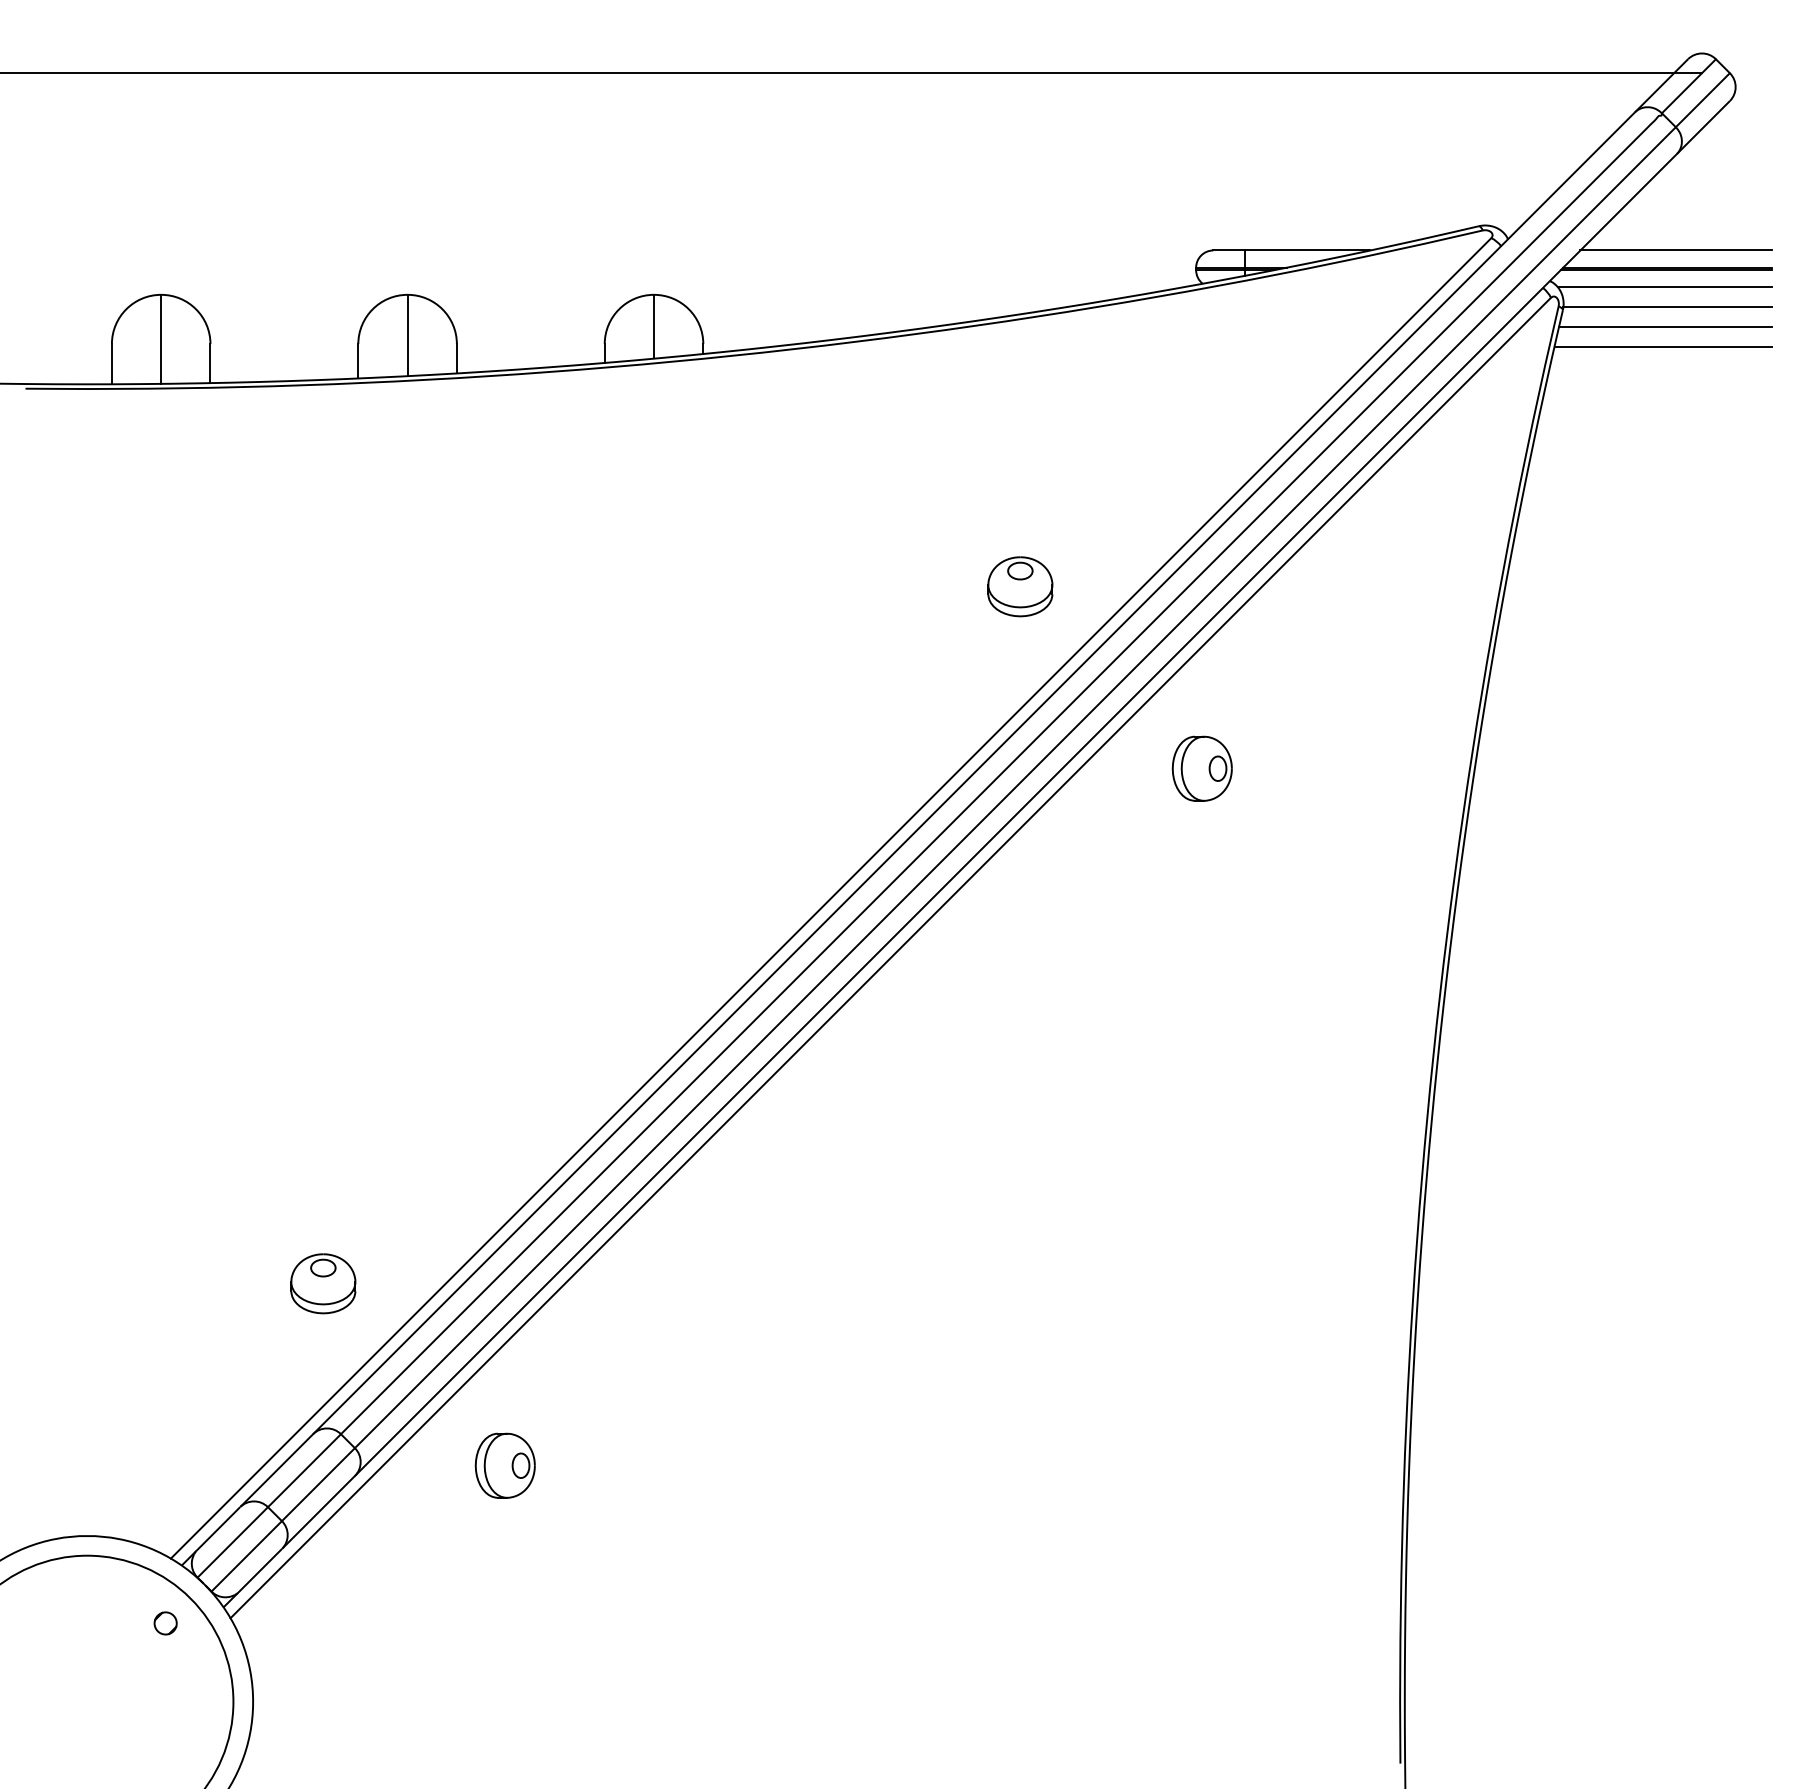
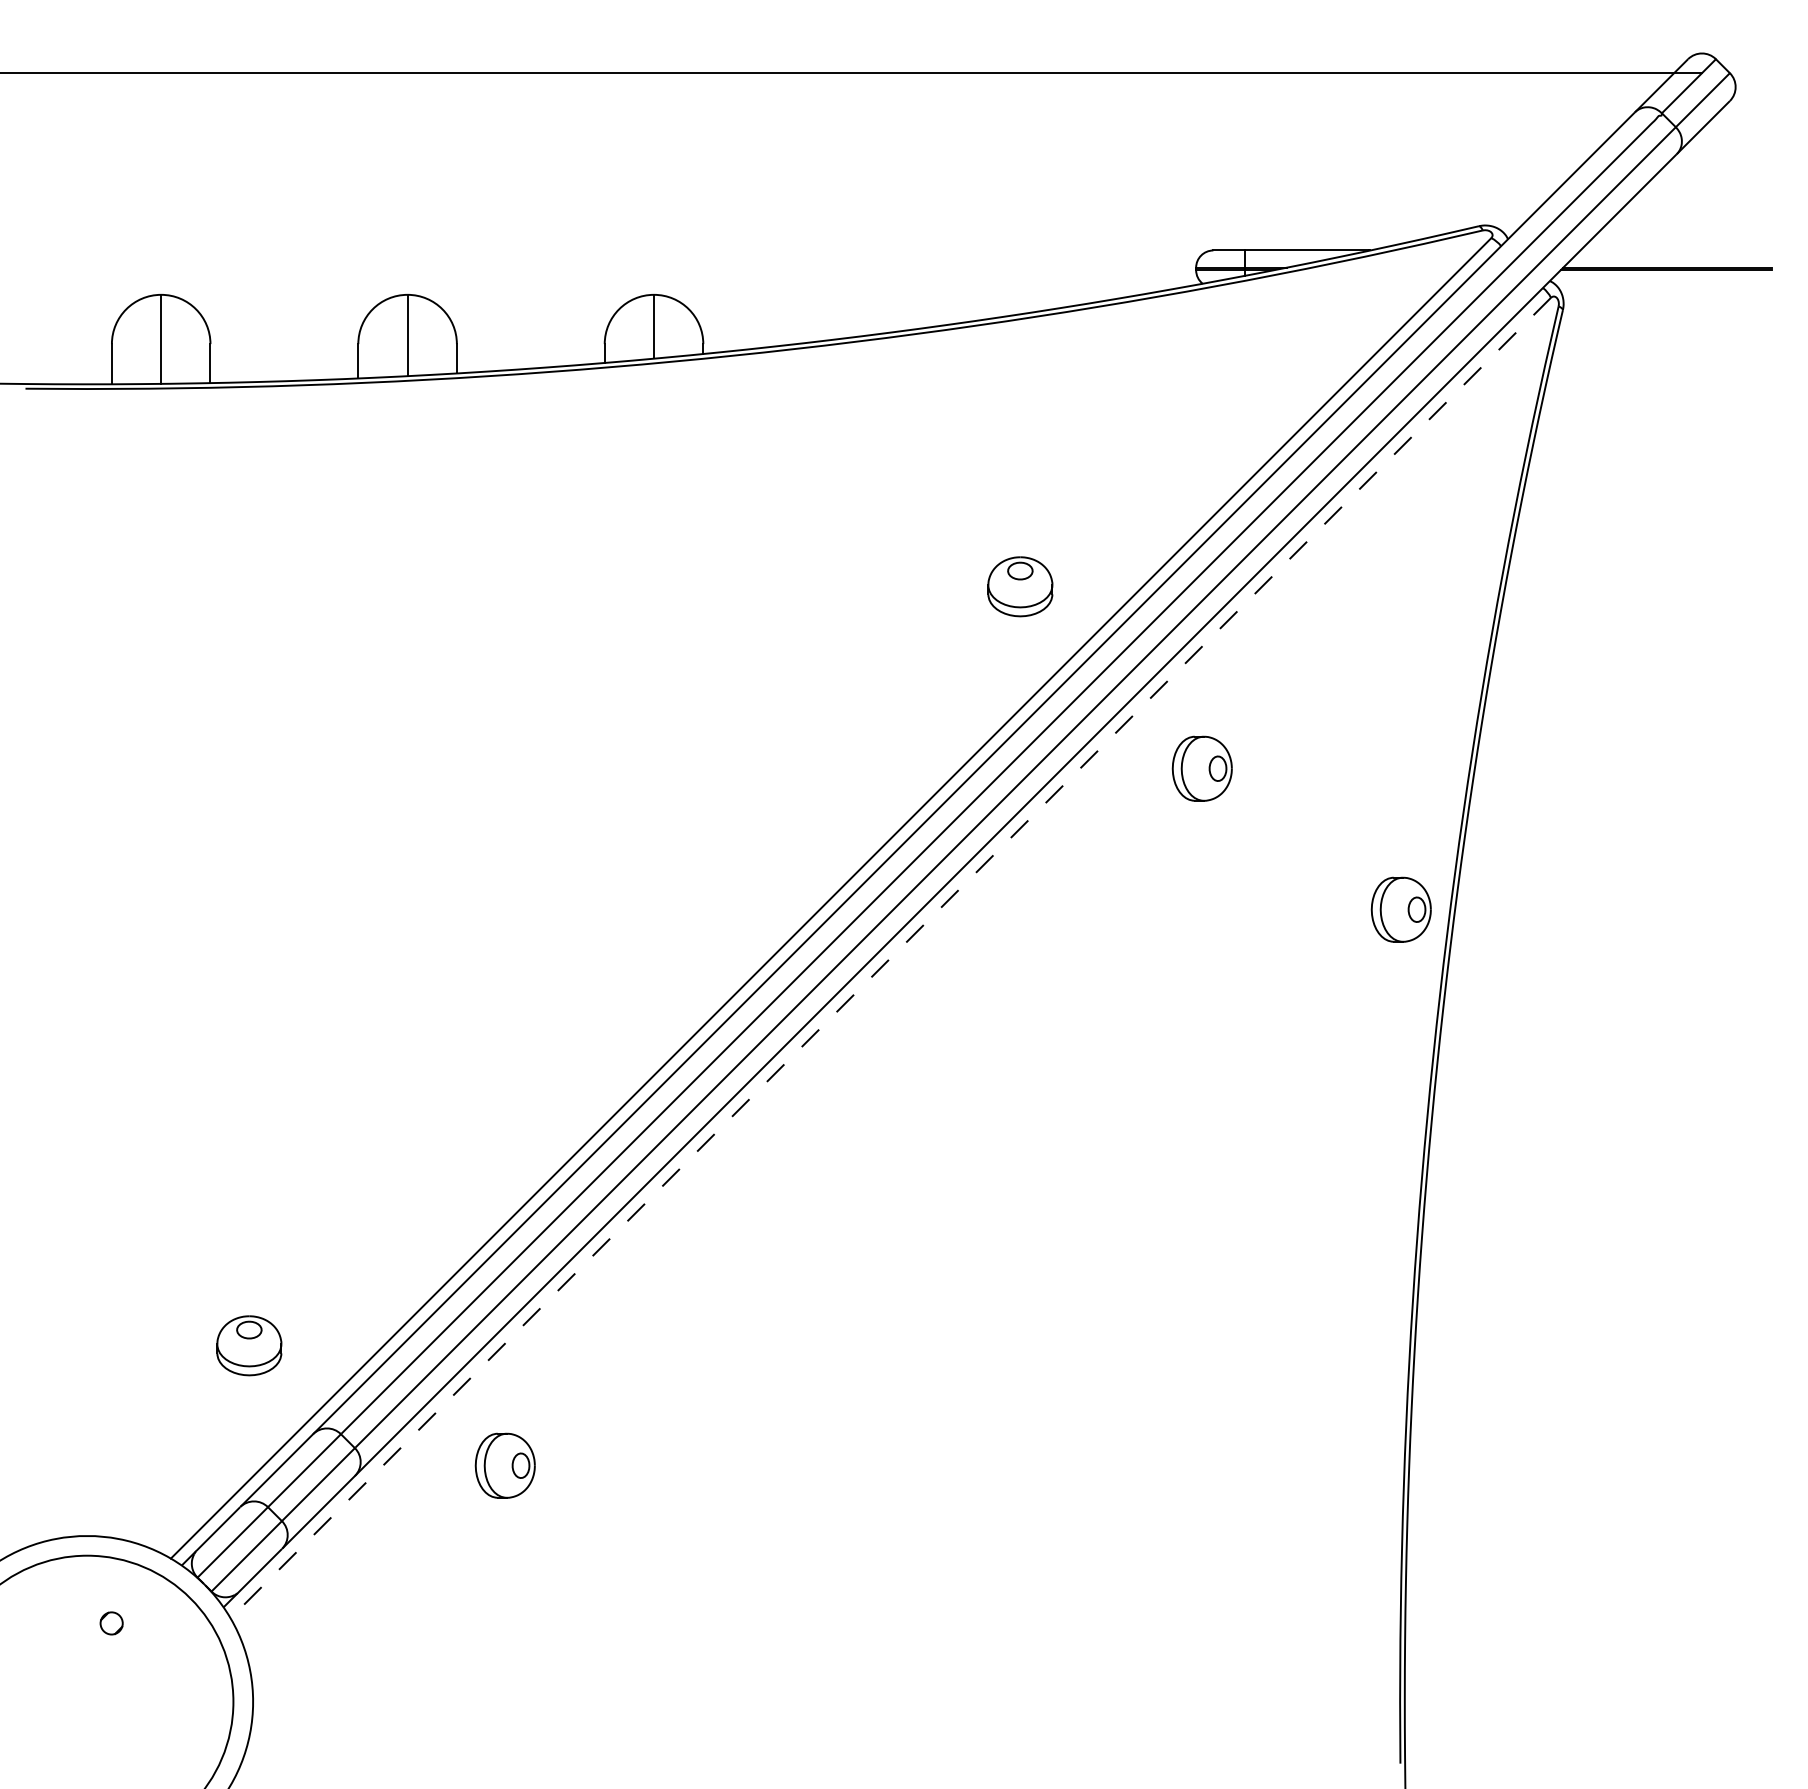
line: present -> none (1675, 250)
line: present -> none (1664, 287)
line: present -> none (1667, 307)
line: present -> none (1665, 326)
line: present -> none (1662, 346)
part: none -> present (1400, 909)
line: solid -> dashed (890, 958)
part position: (323, 1283) -> (249, 1345) (249, 1345)
circle position: (165, 1623) -> (111, 1623) (111, 1623)
